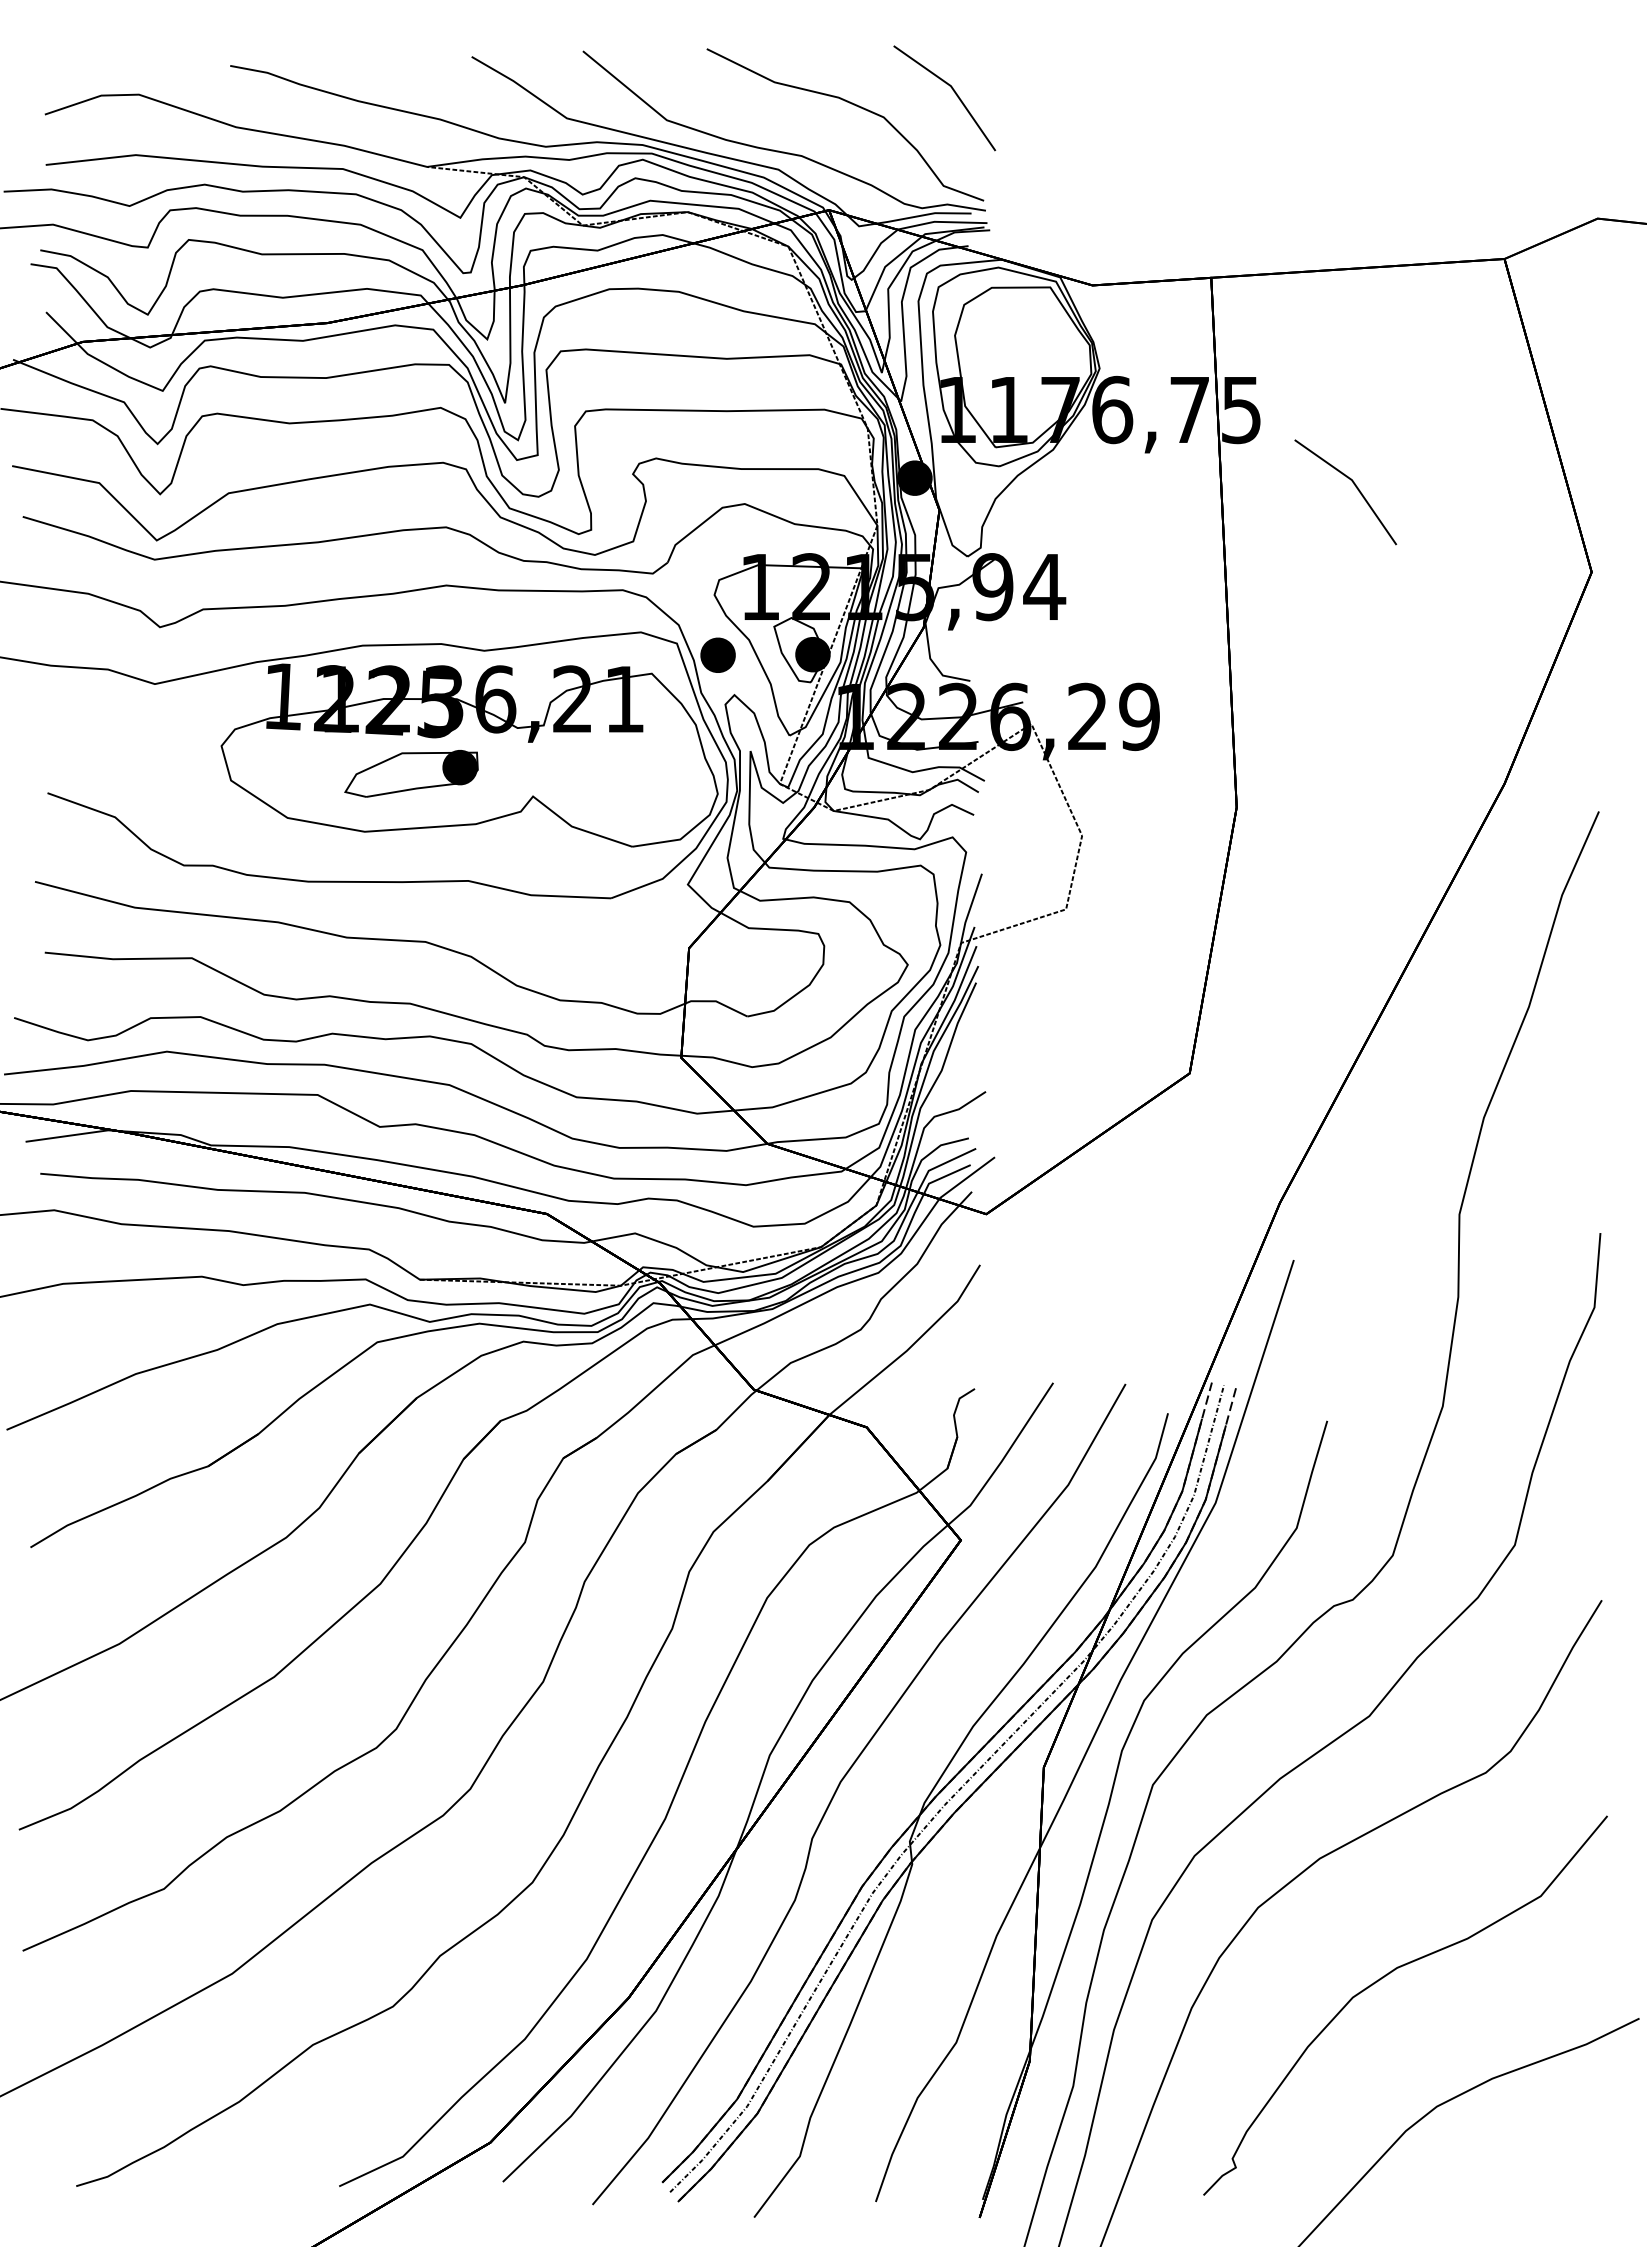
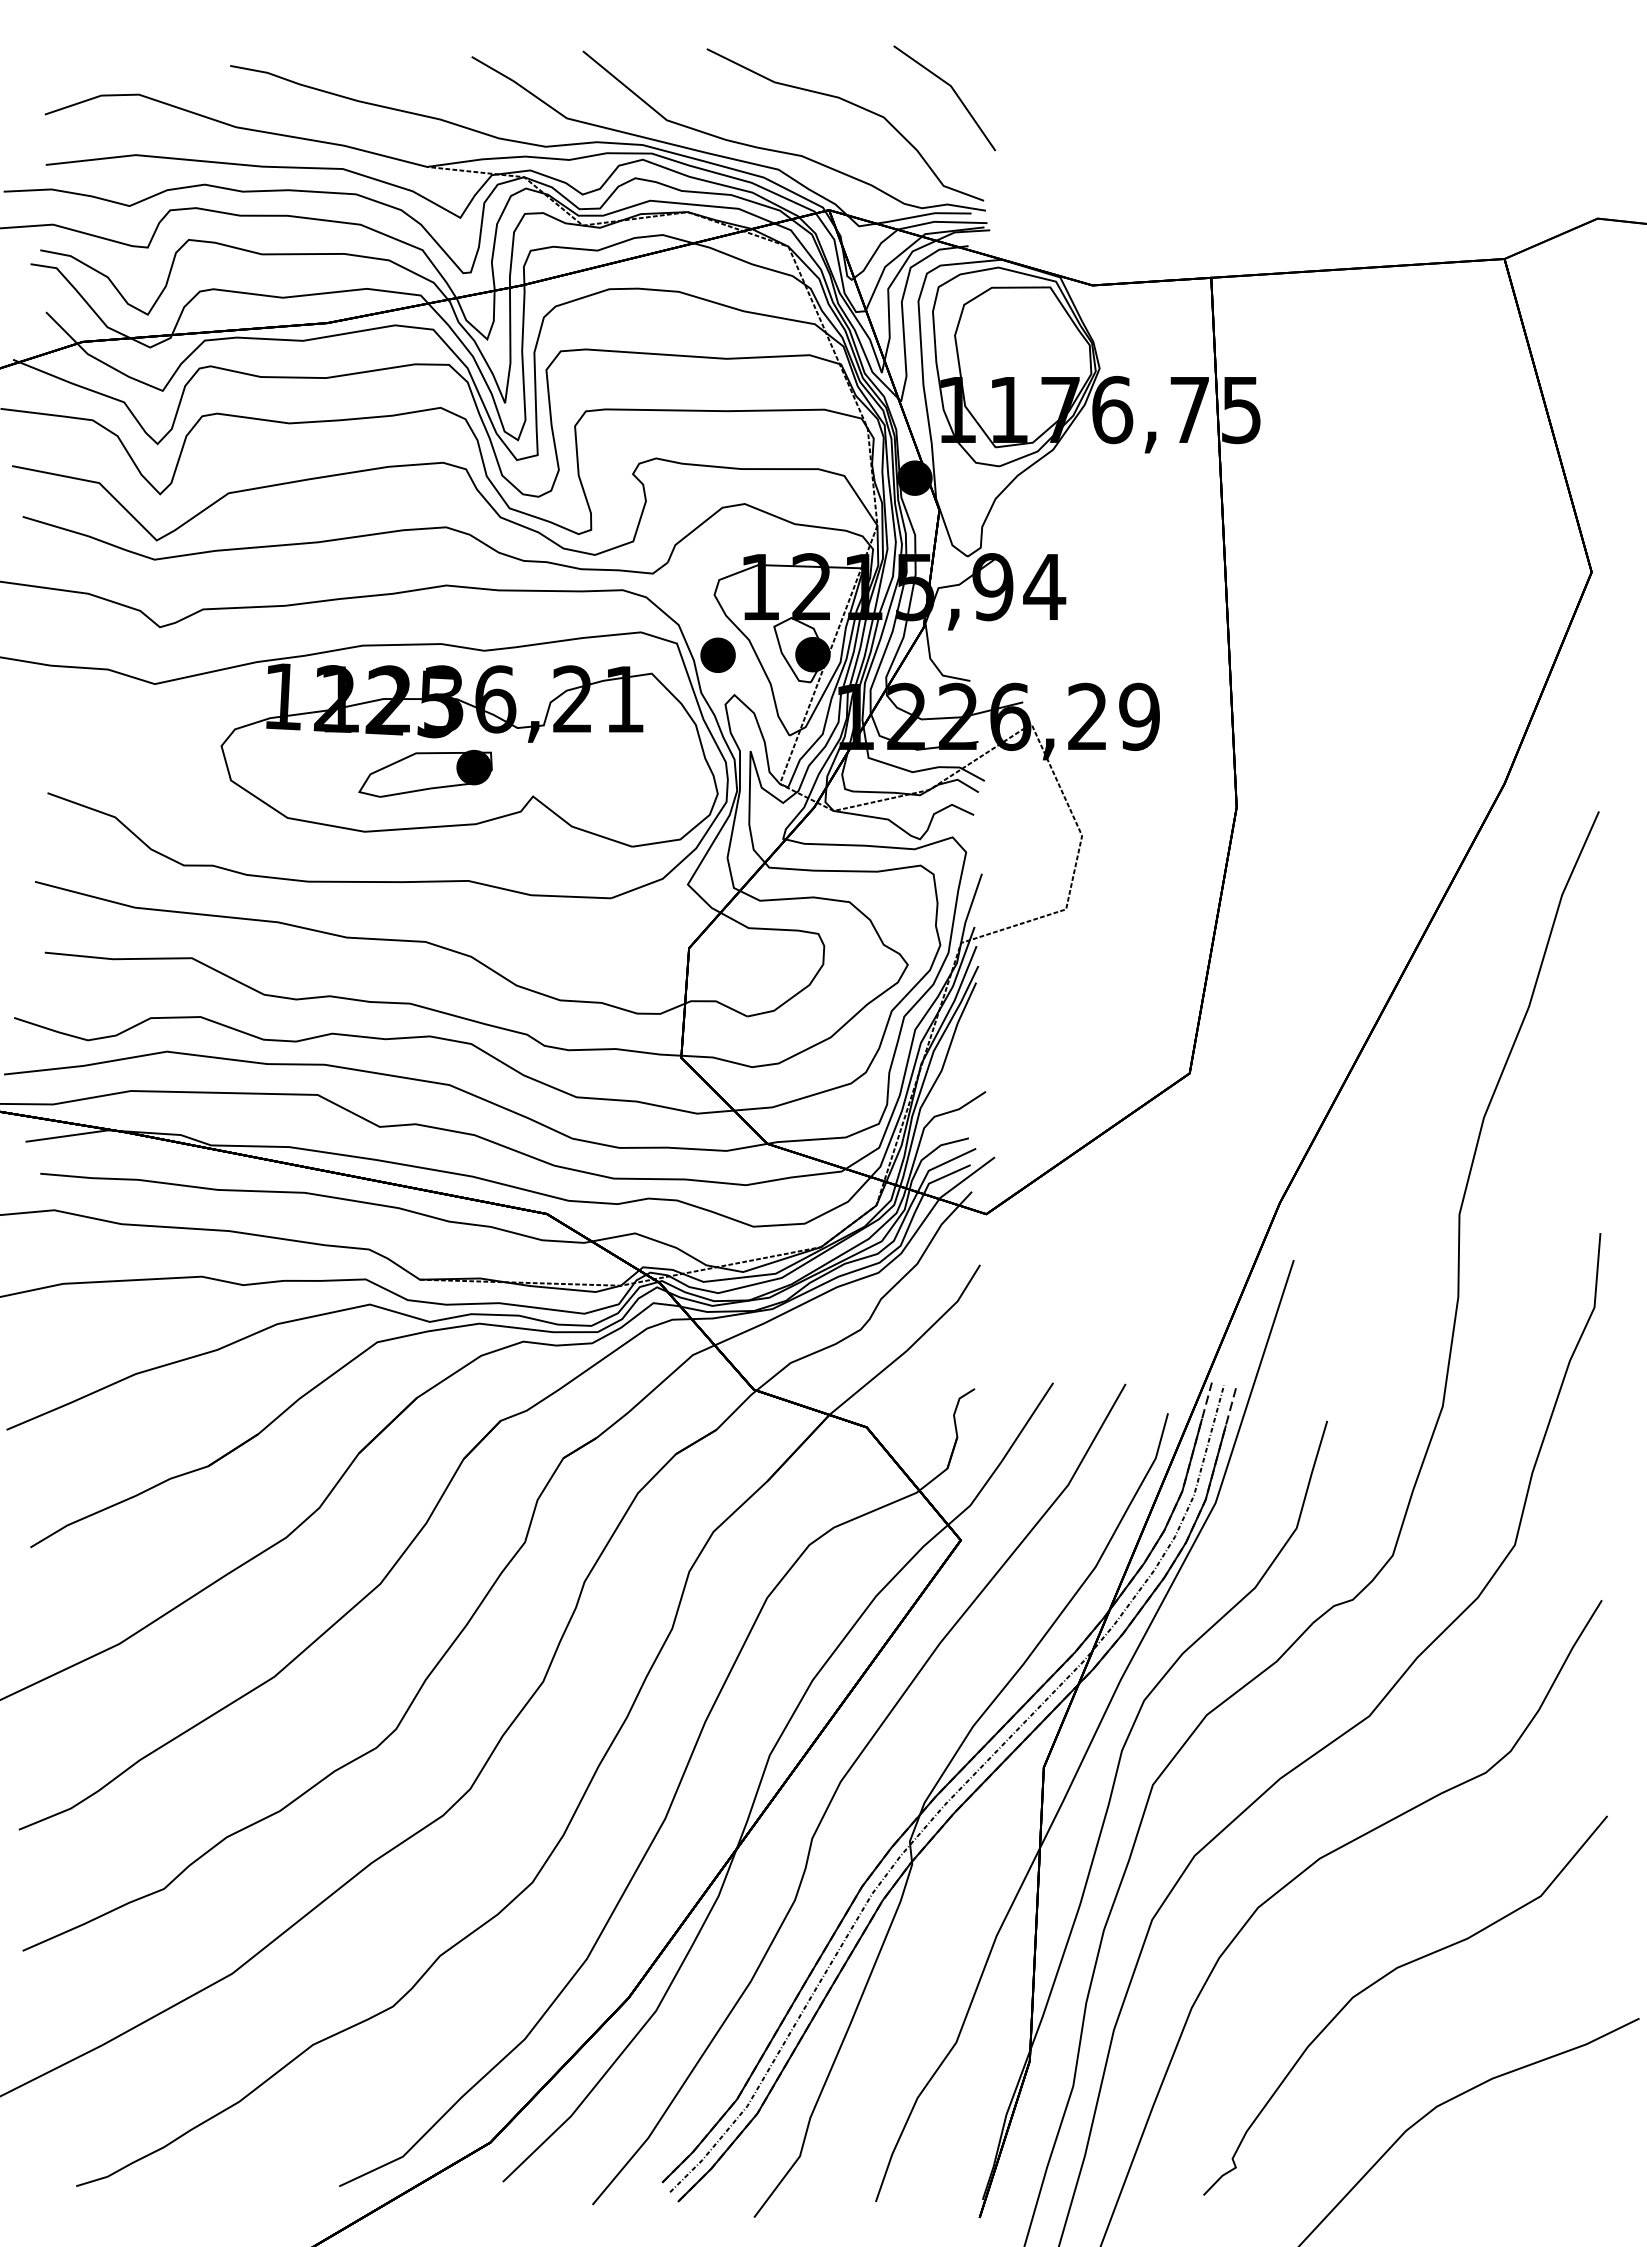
line: present -> none (1355, 487)
part position: (411, 773) -> (425, 773) (425, 773)
